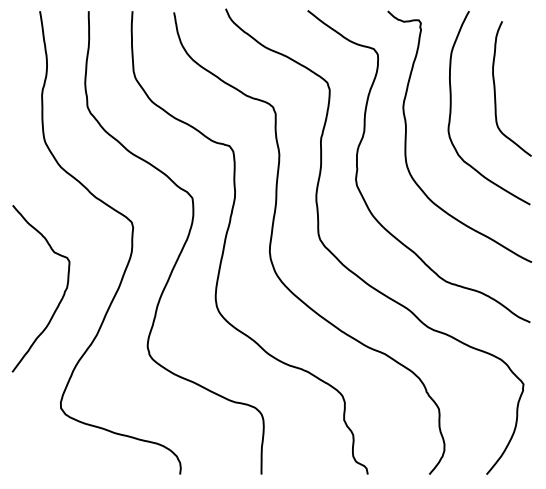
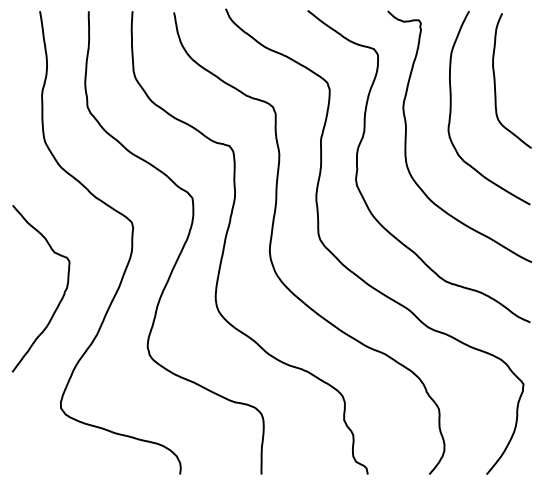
curve position: (495, 88) -> (495, 80) (495, 80)
